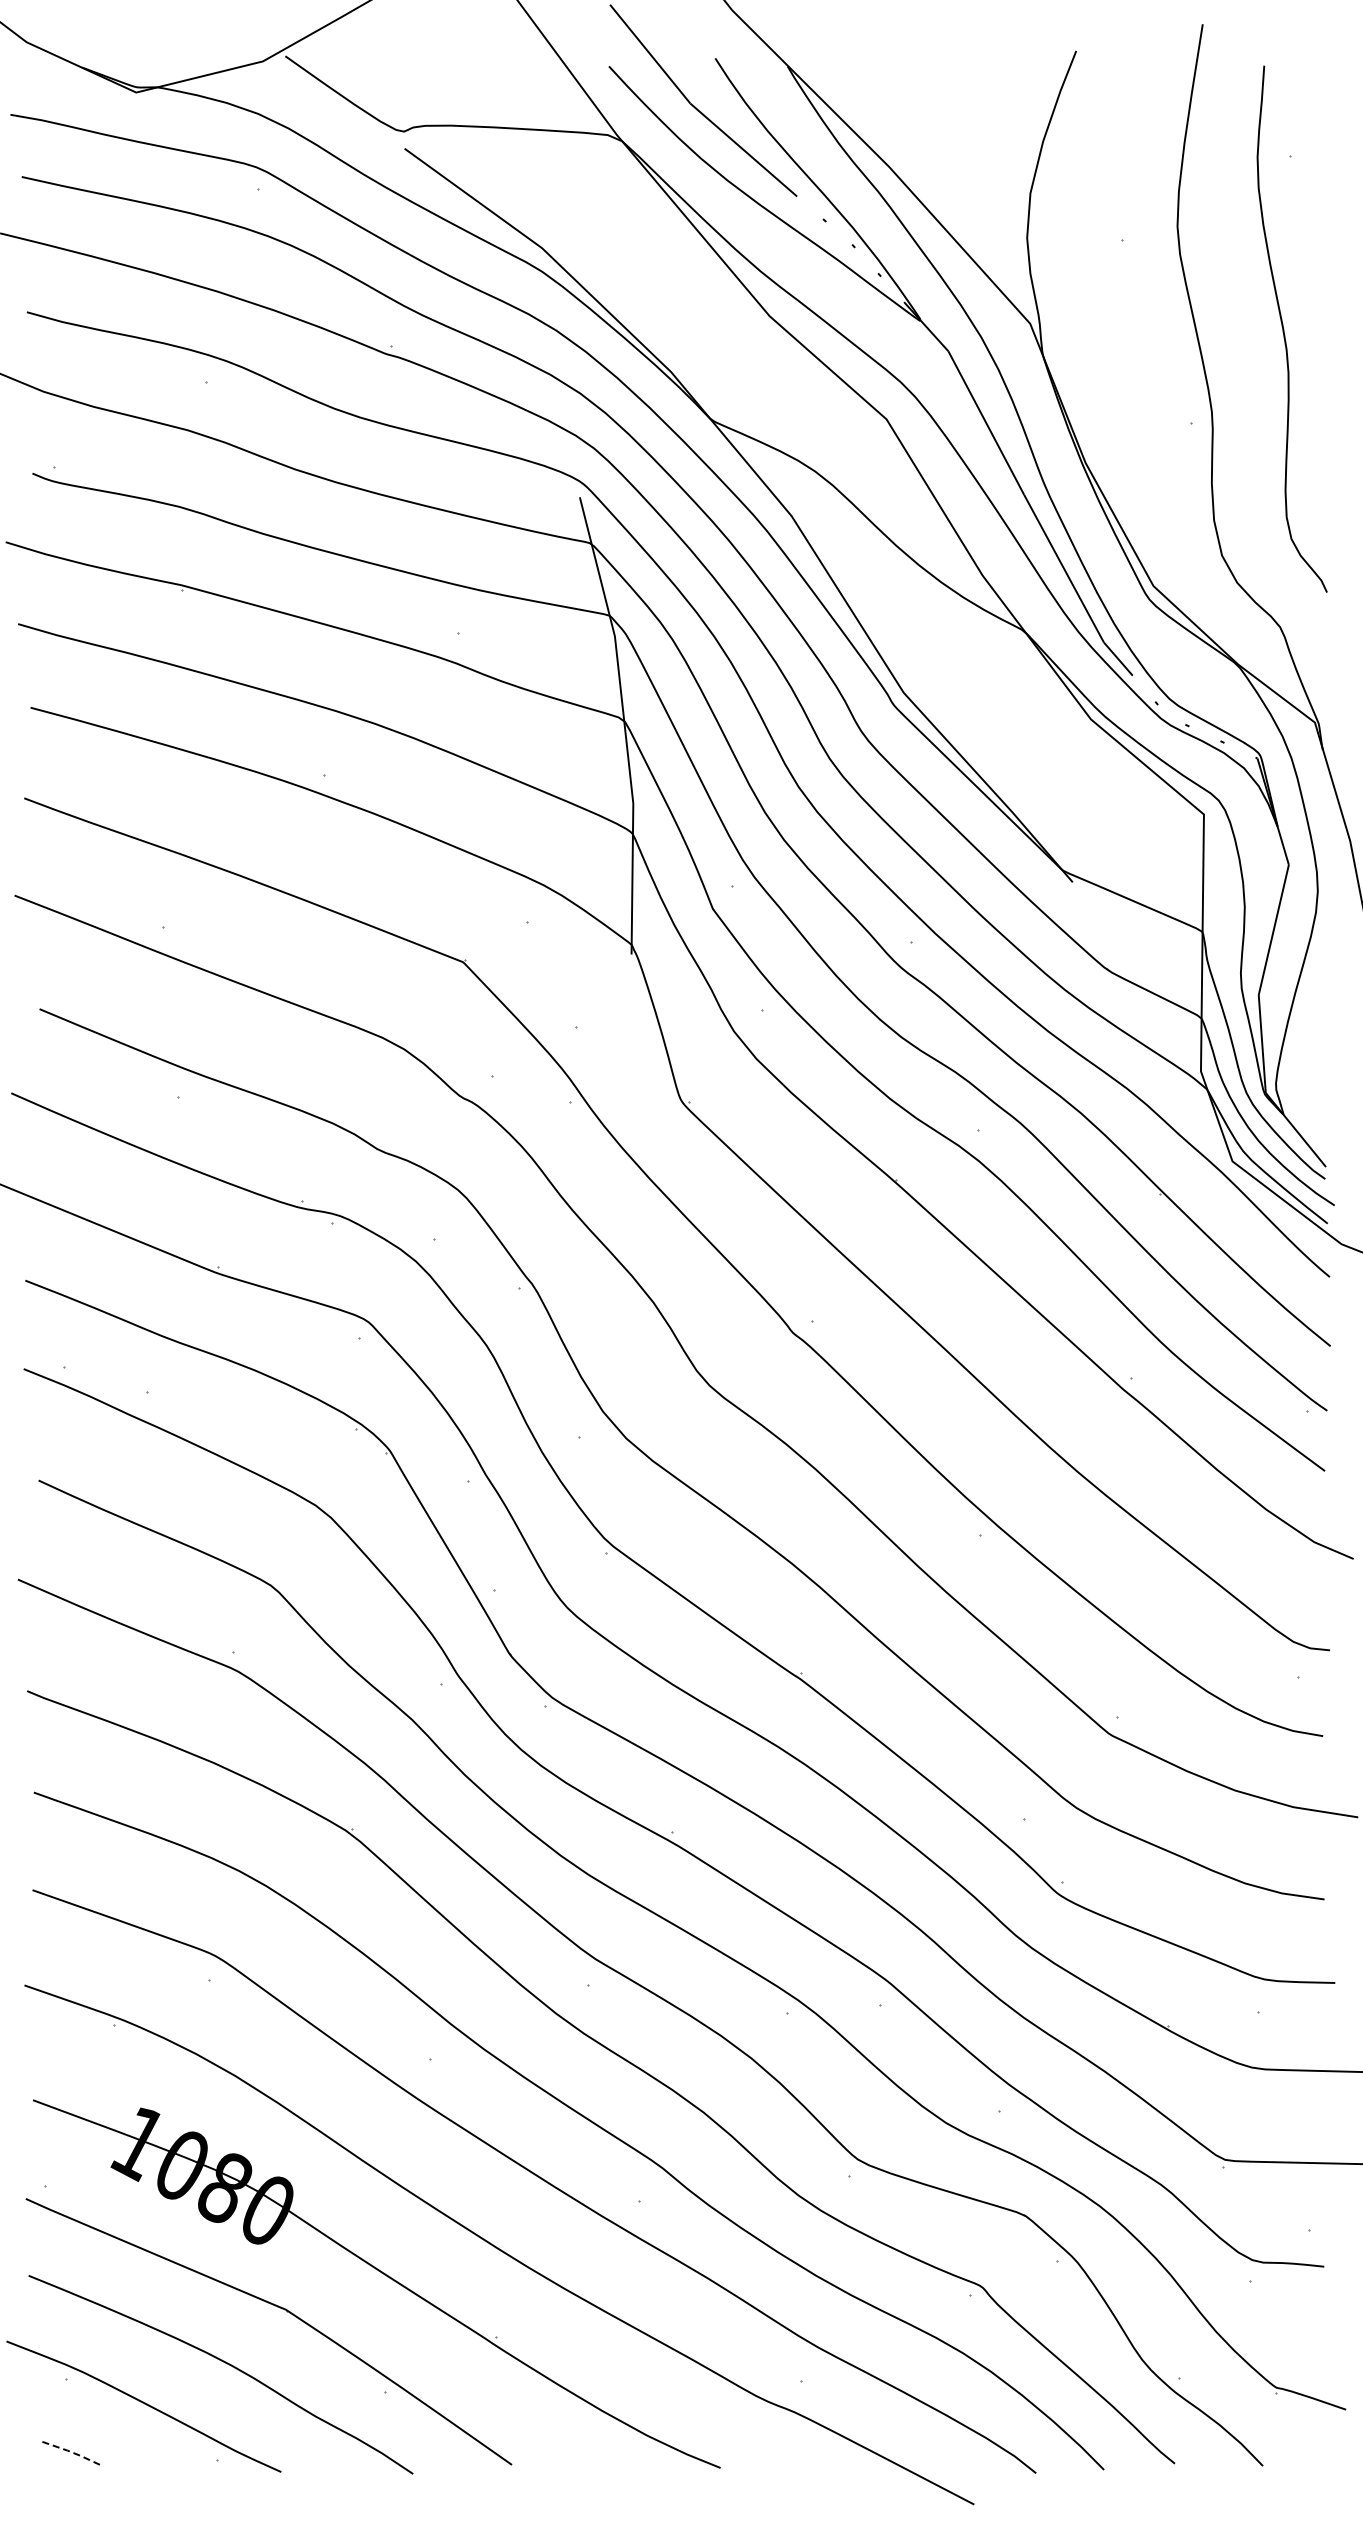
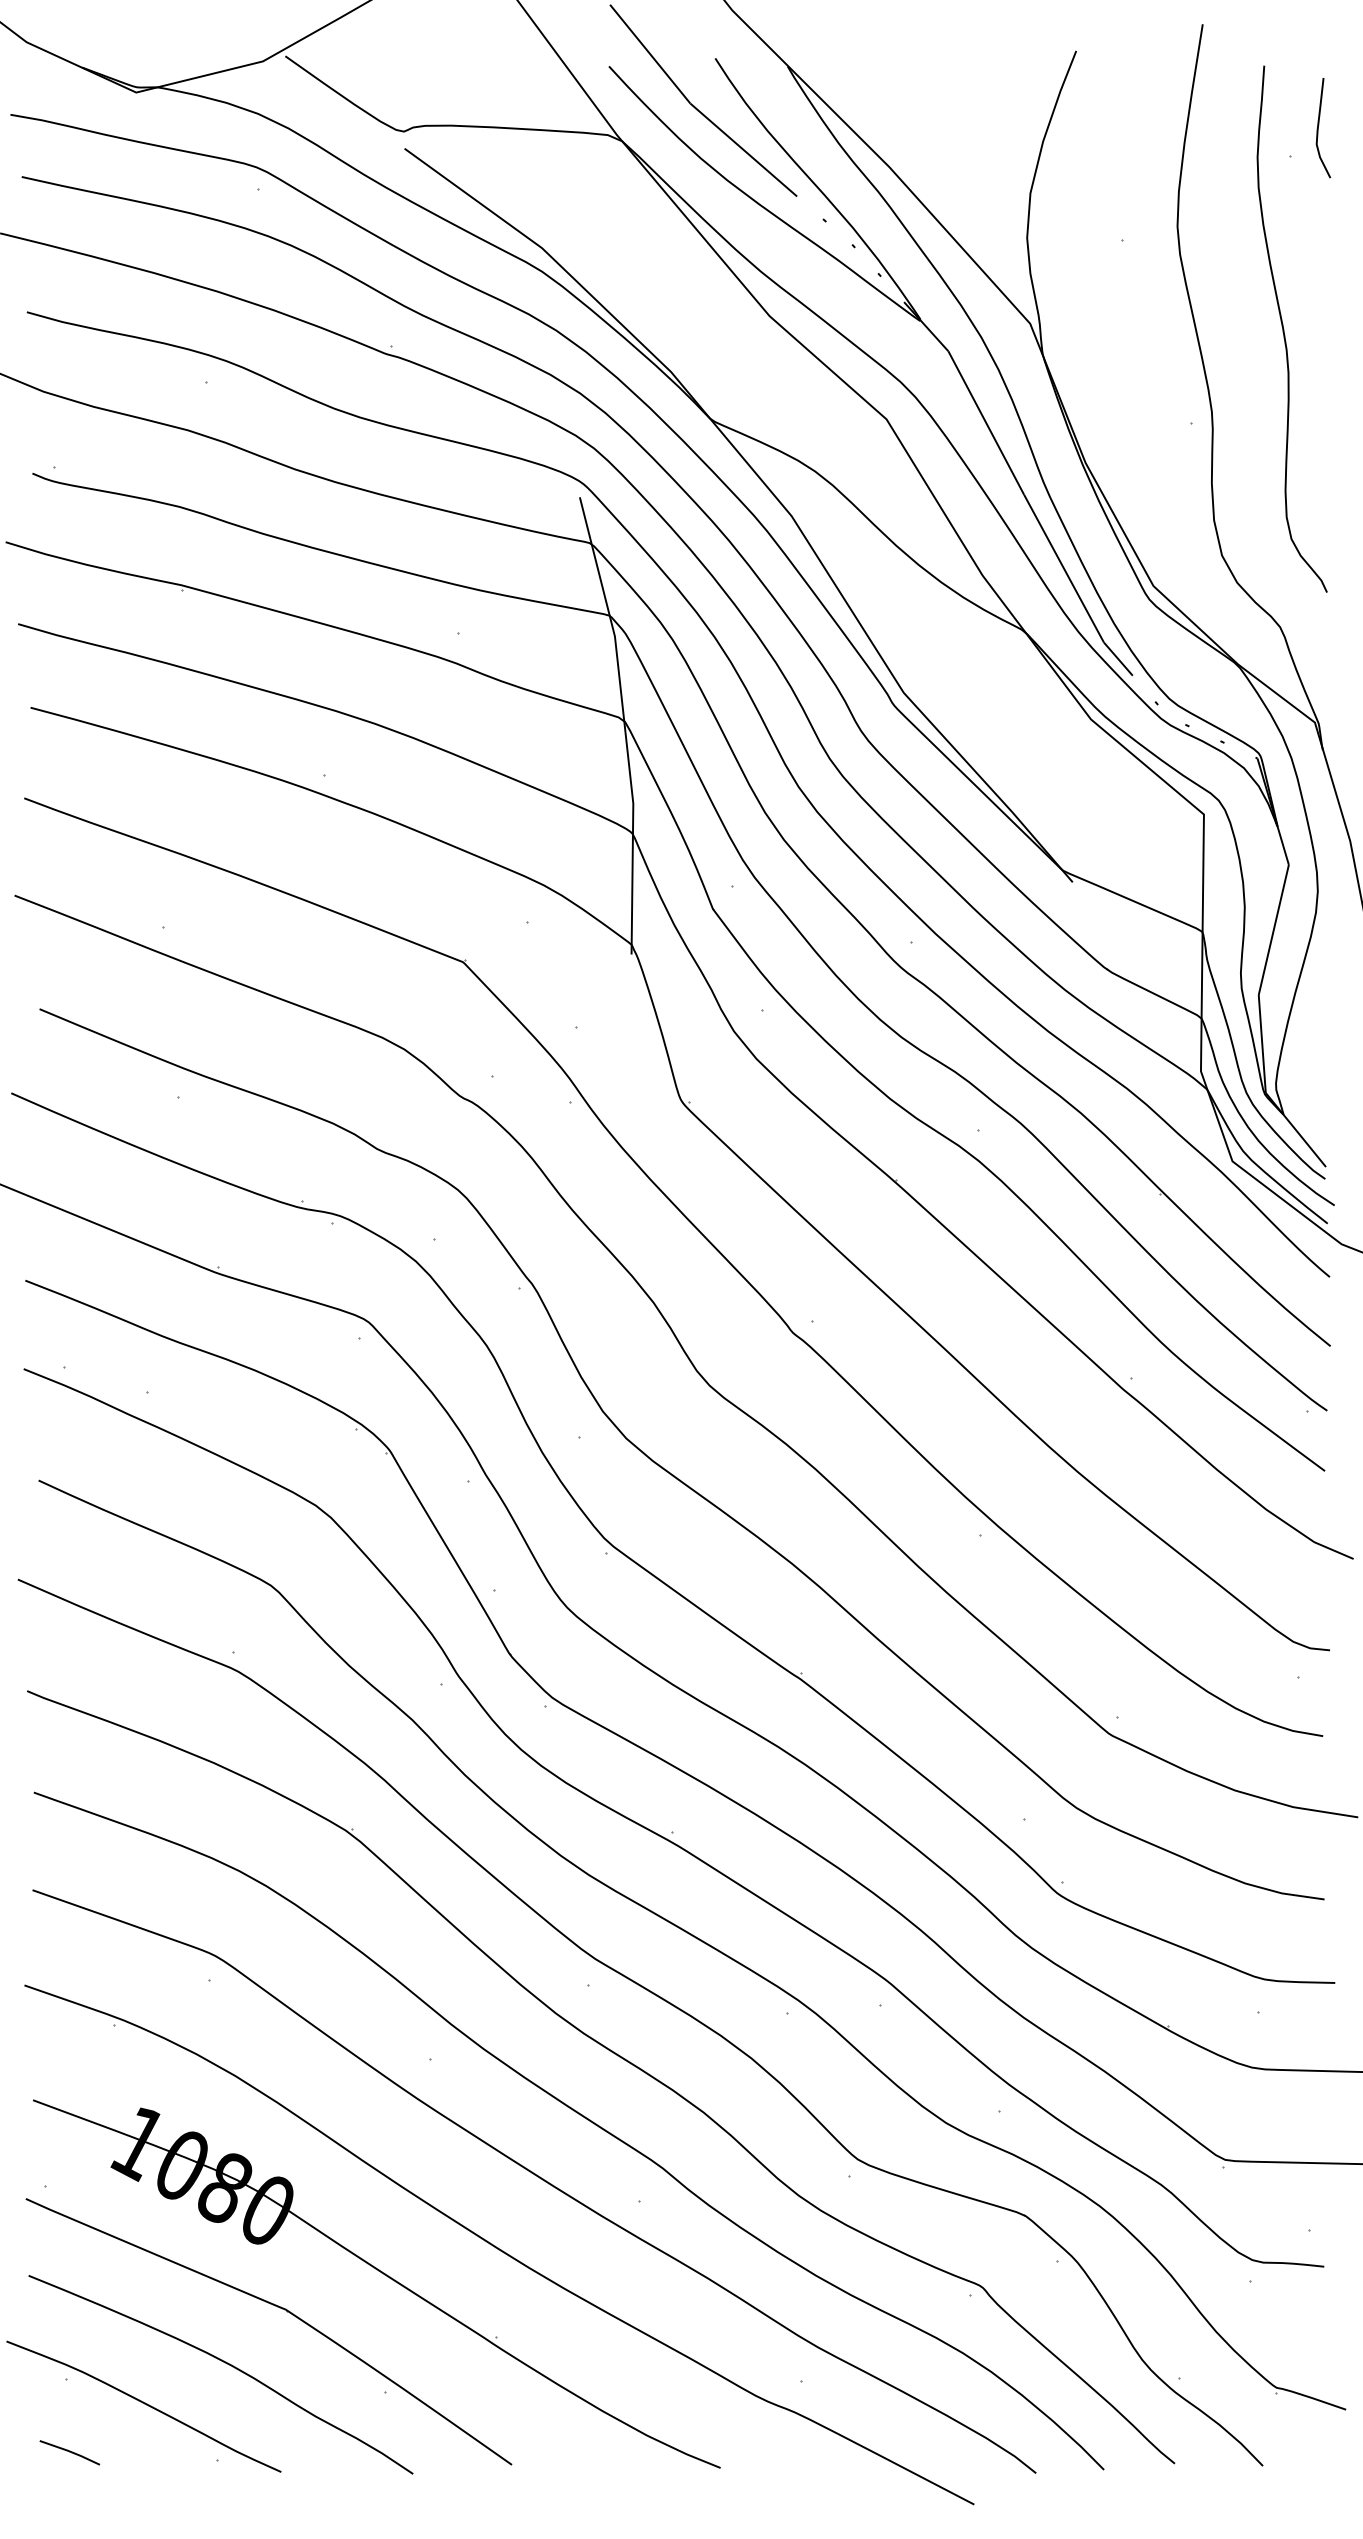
curve: none -> present (1319, 125)
line: dashed -> solid (70, 2451)
